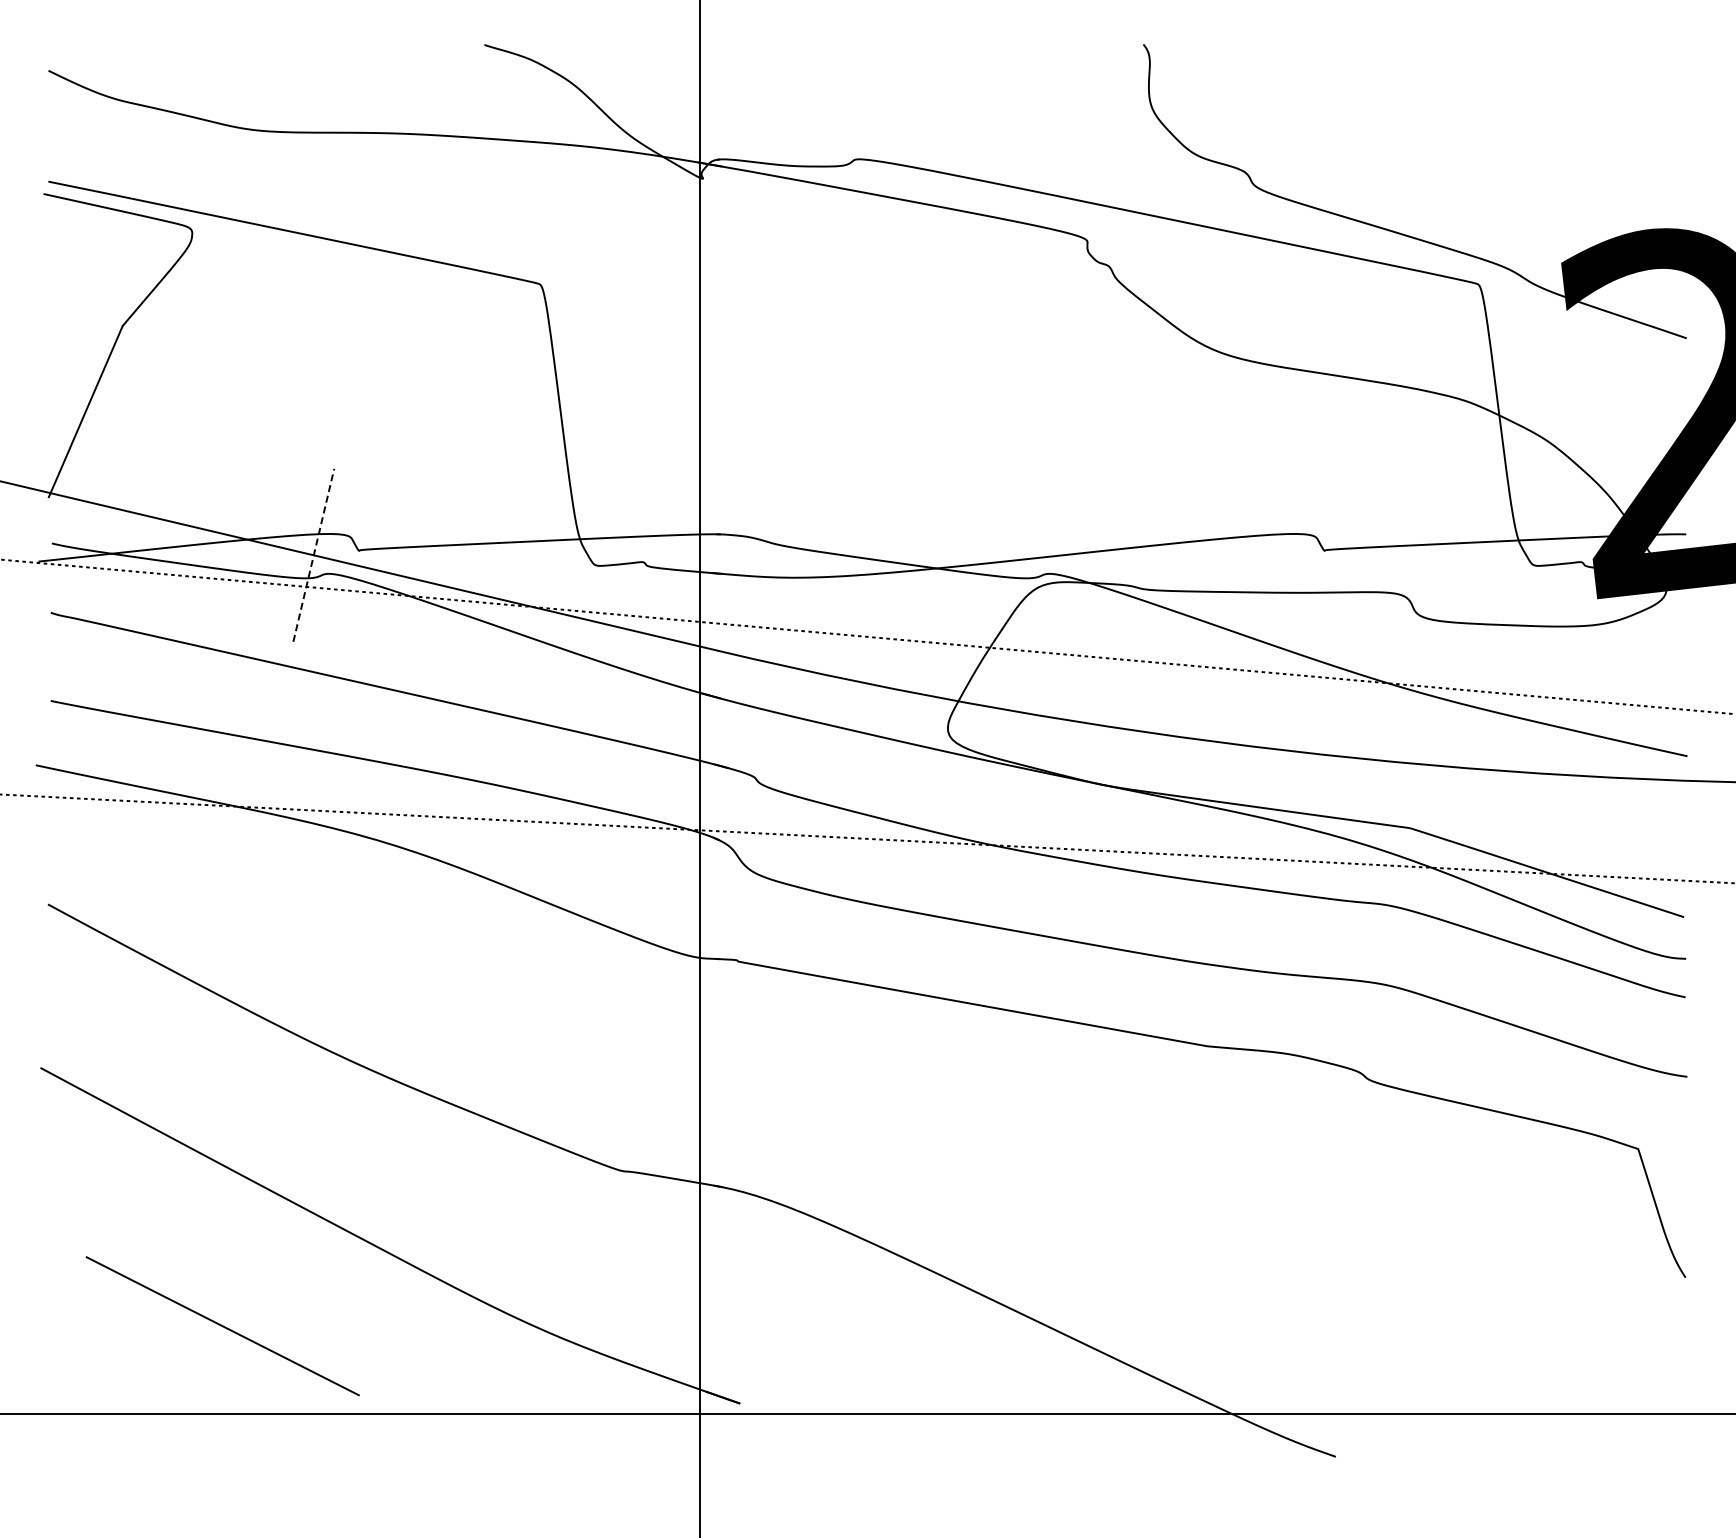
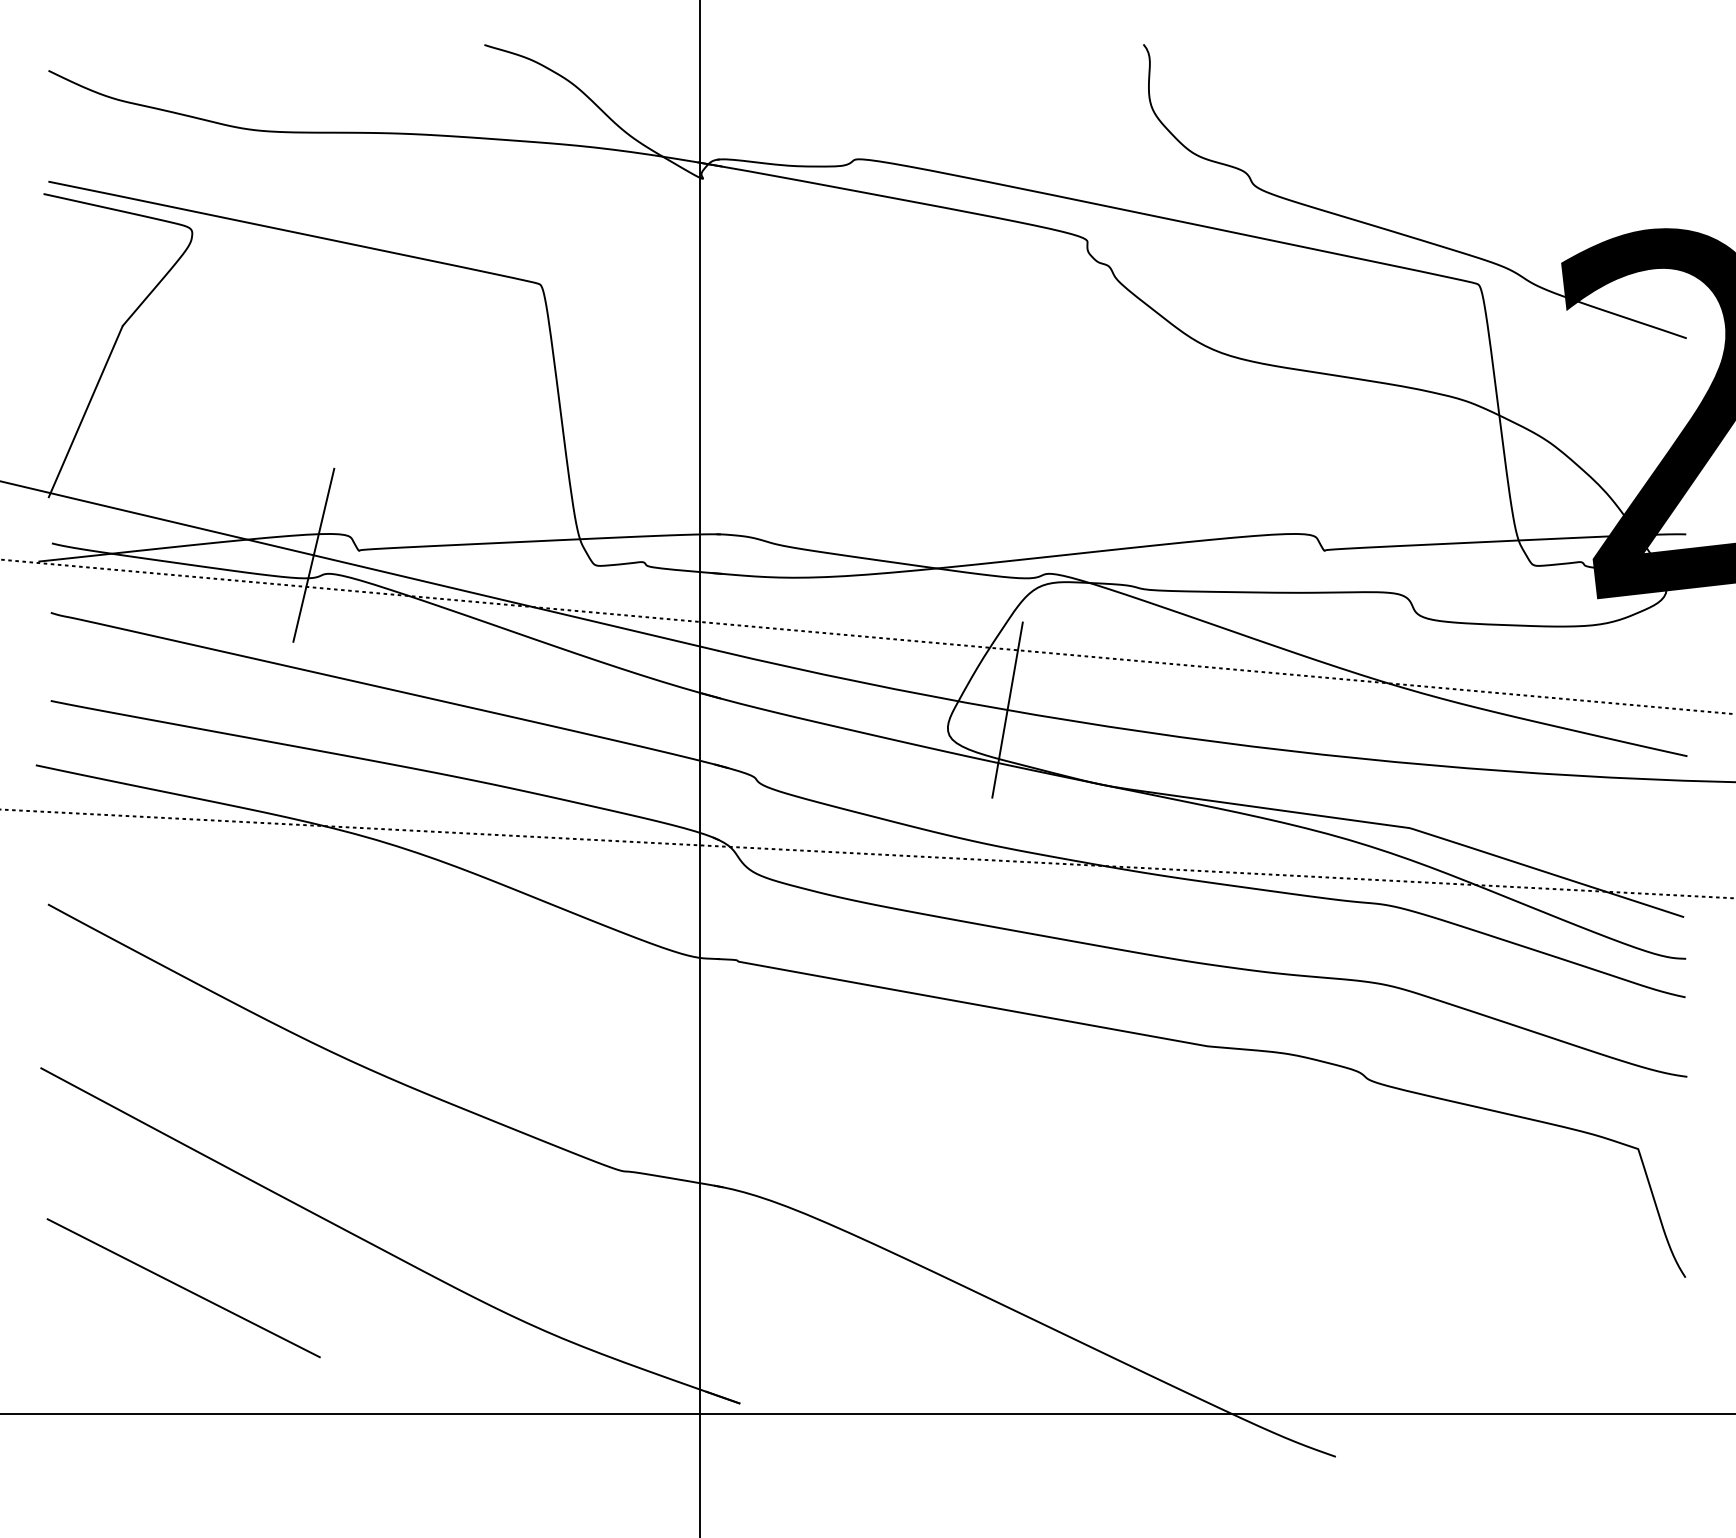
line: dashed -> solid (313, 555)
line: none -> present (1007, 709)
line position: (867, 838) -> (867, 853) (867, 853)
line position: (222, 1326) -> (183, 1288) (183, 1288)
